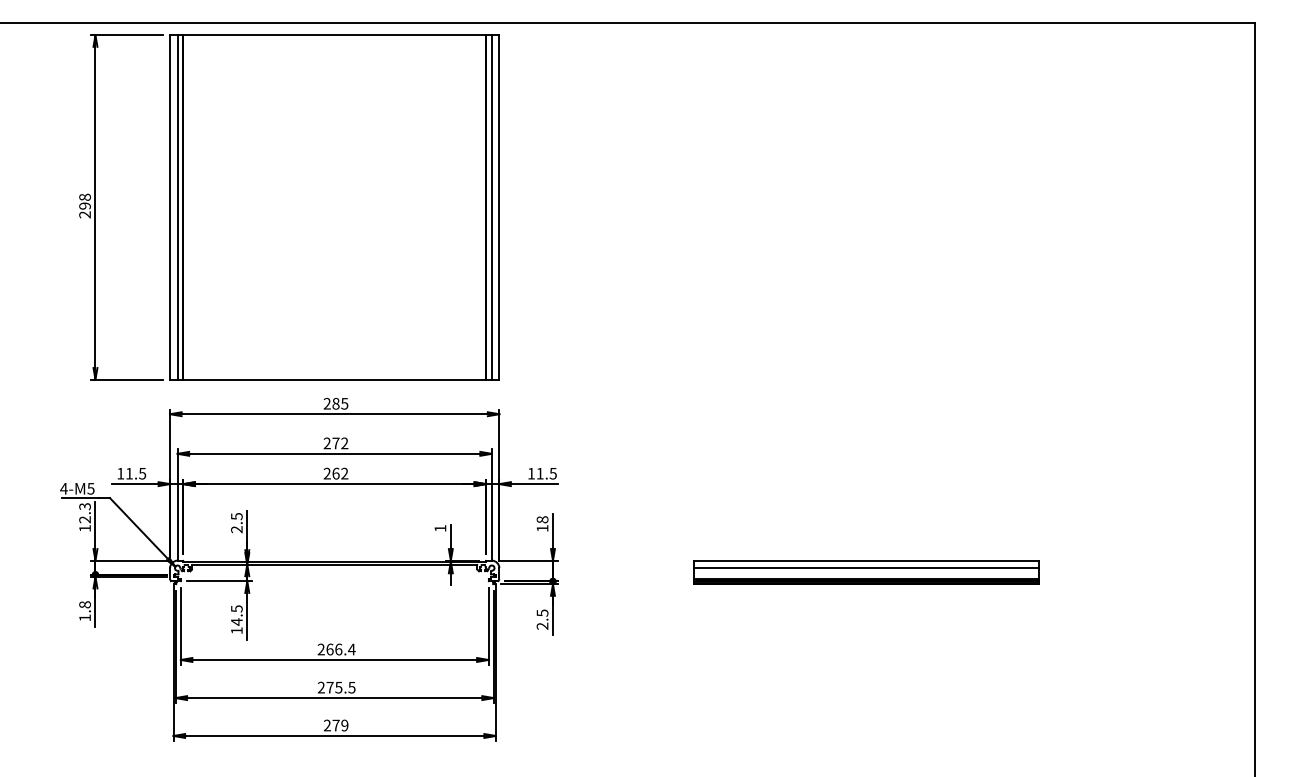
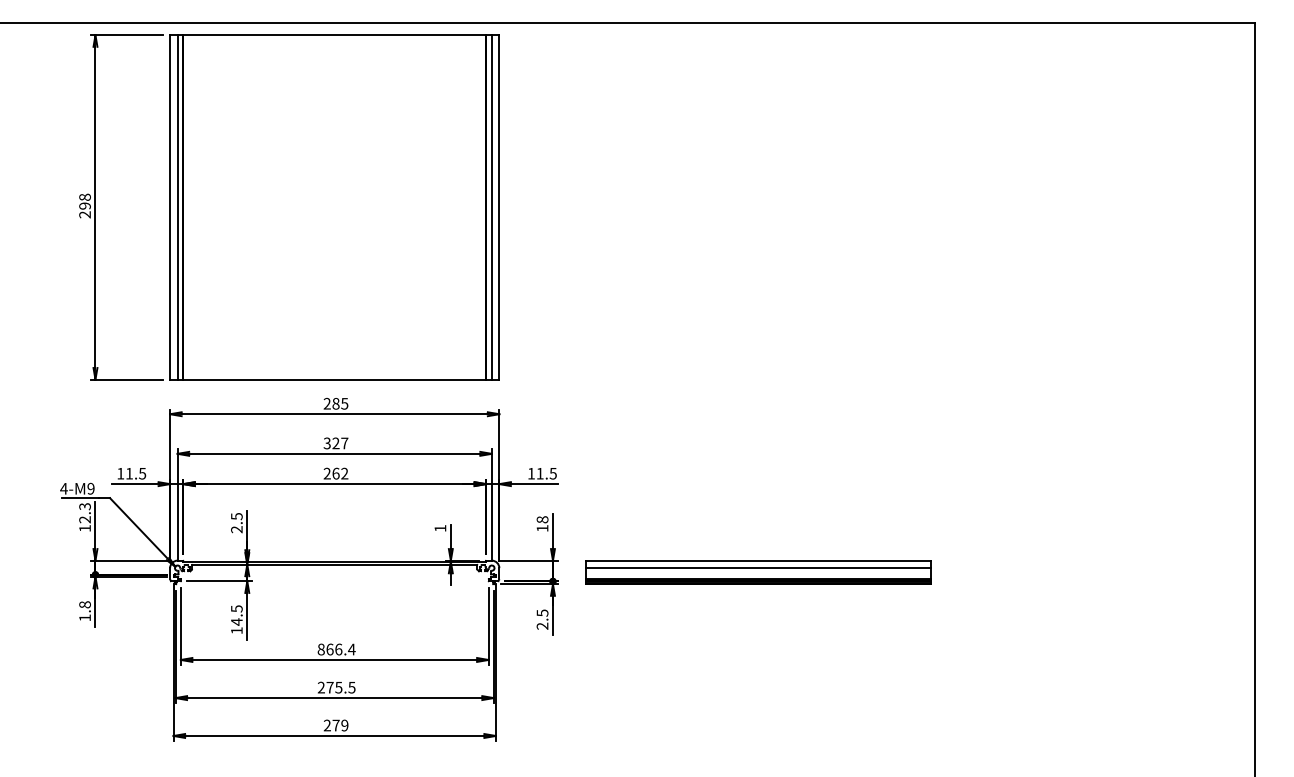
text: 272 -> 327 (335, 443)
text: 4-M5 -> 4-M9 (90, 488)
part position: (866, 572) -> (758, 572) (758, 572)
text: 266.4 -> 866.4 (320, 649)
